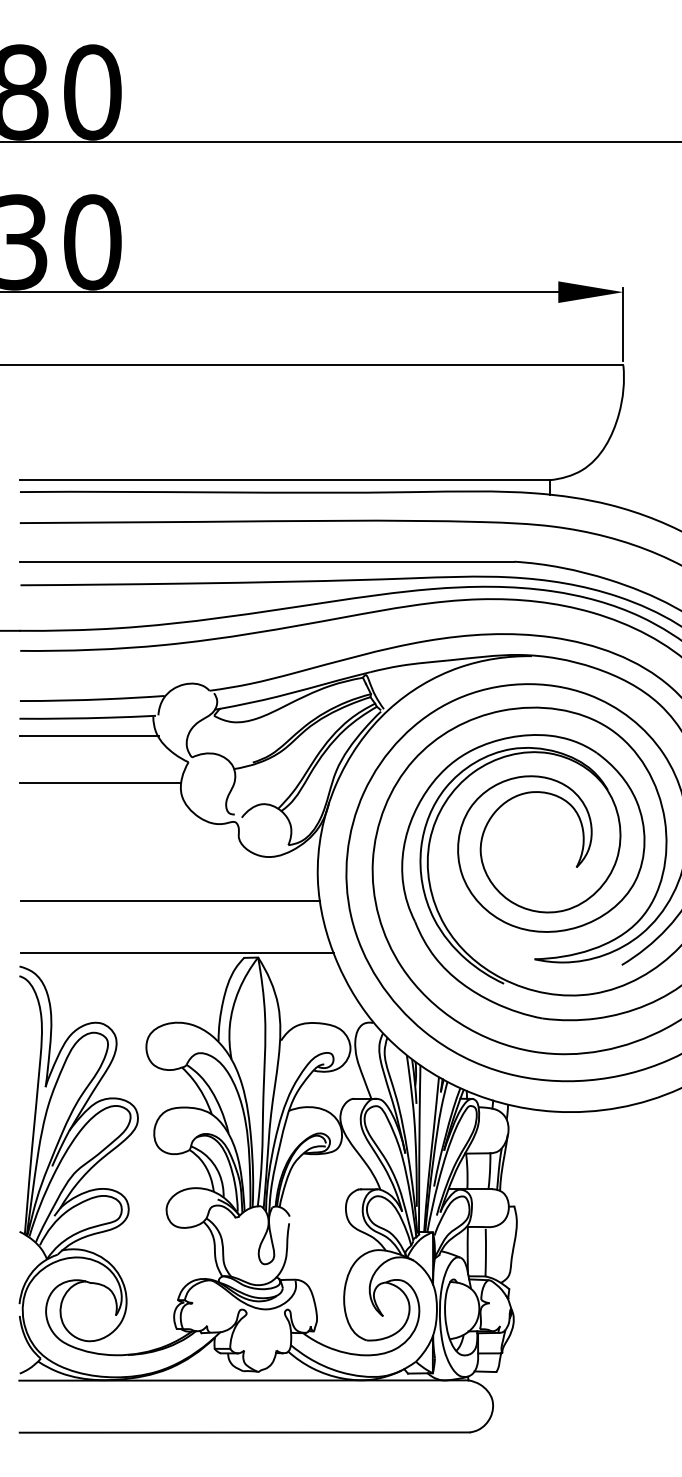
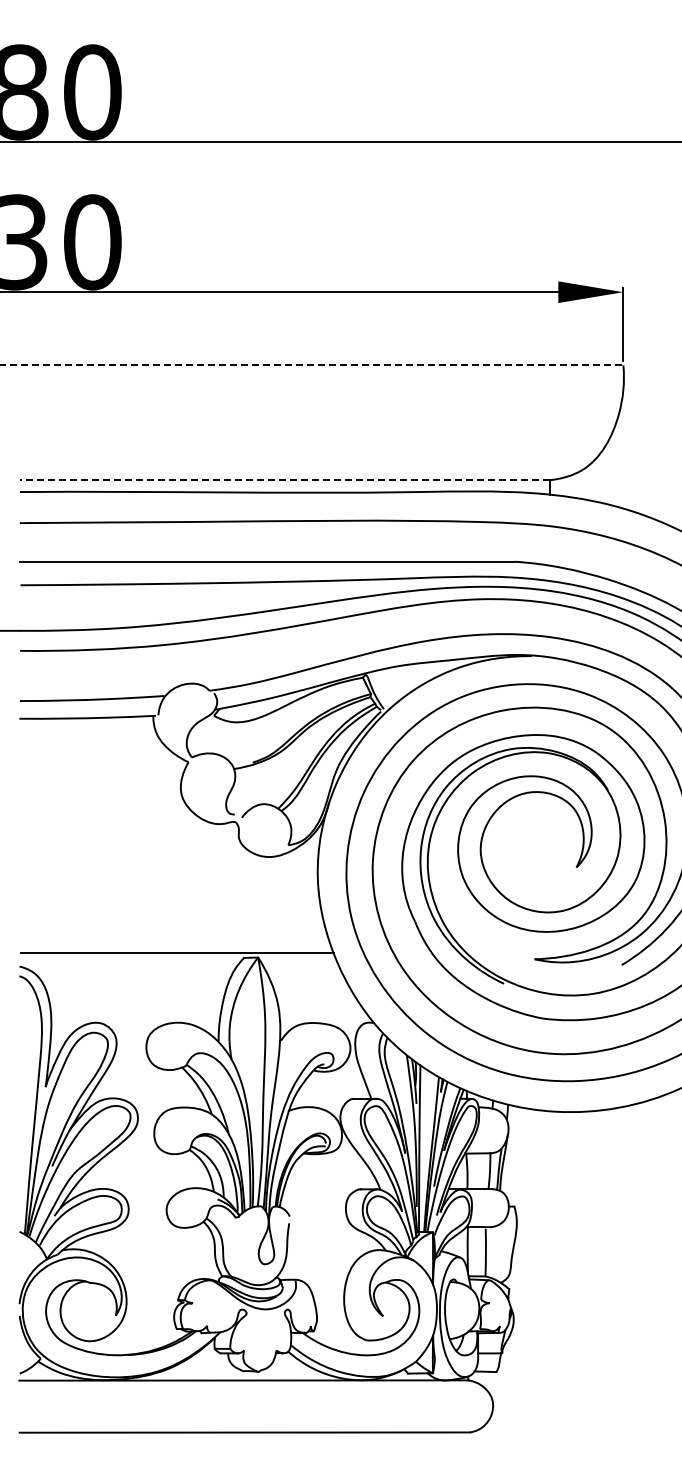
line: solid -> dashed (312, 365)
line: solid -> dashed (284, 480)
line: present -> none (89, 736)
line: present -> none (100, 782)
line: present -> none (169, 901)
